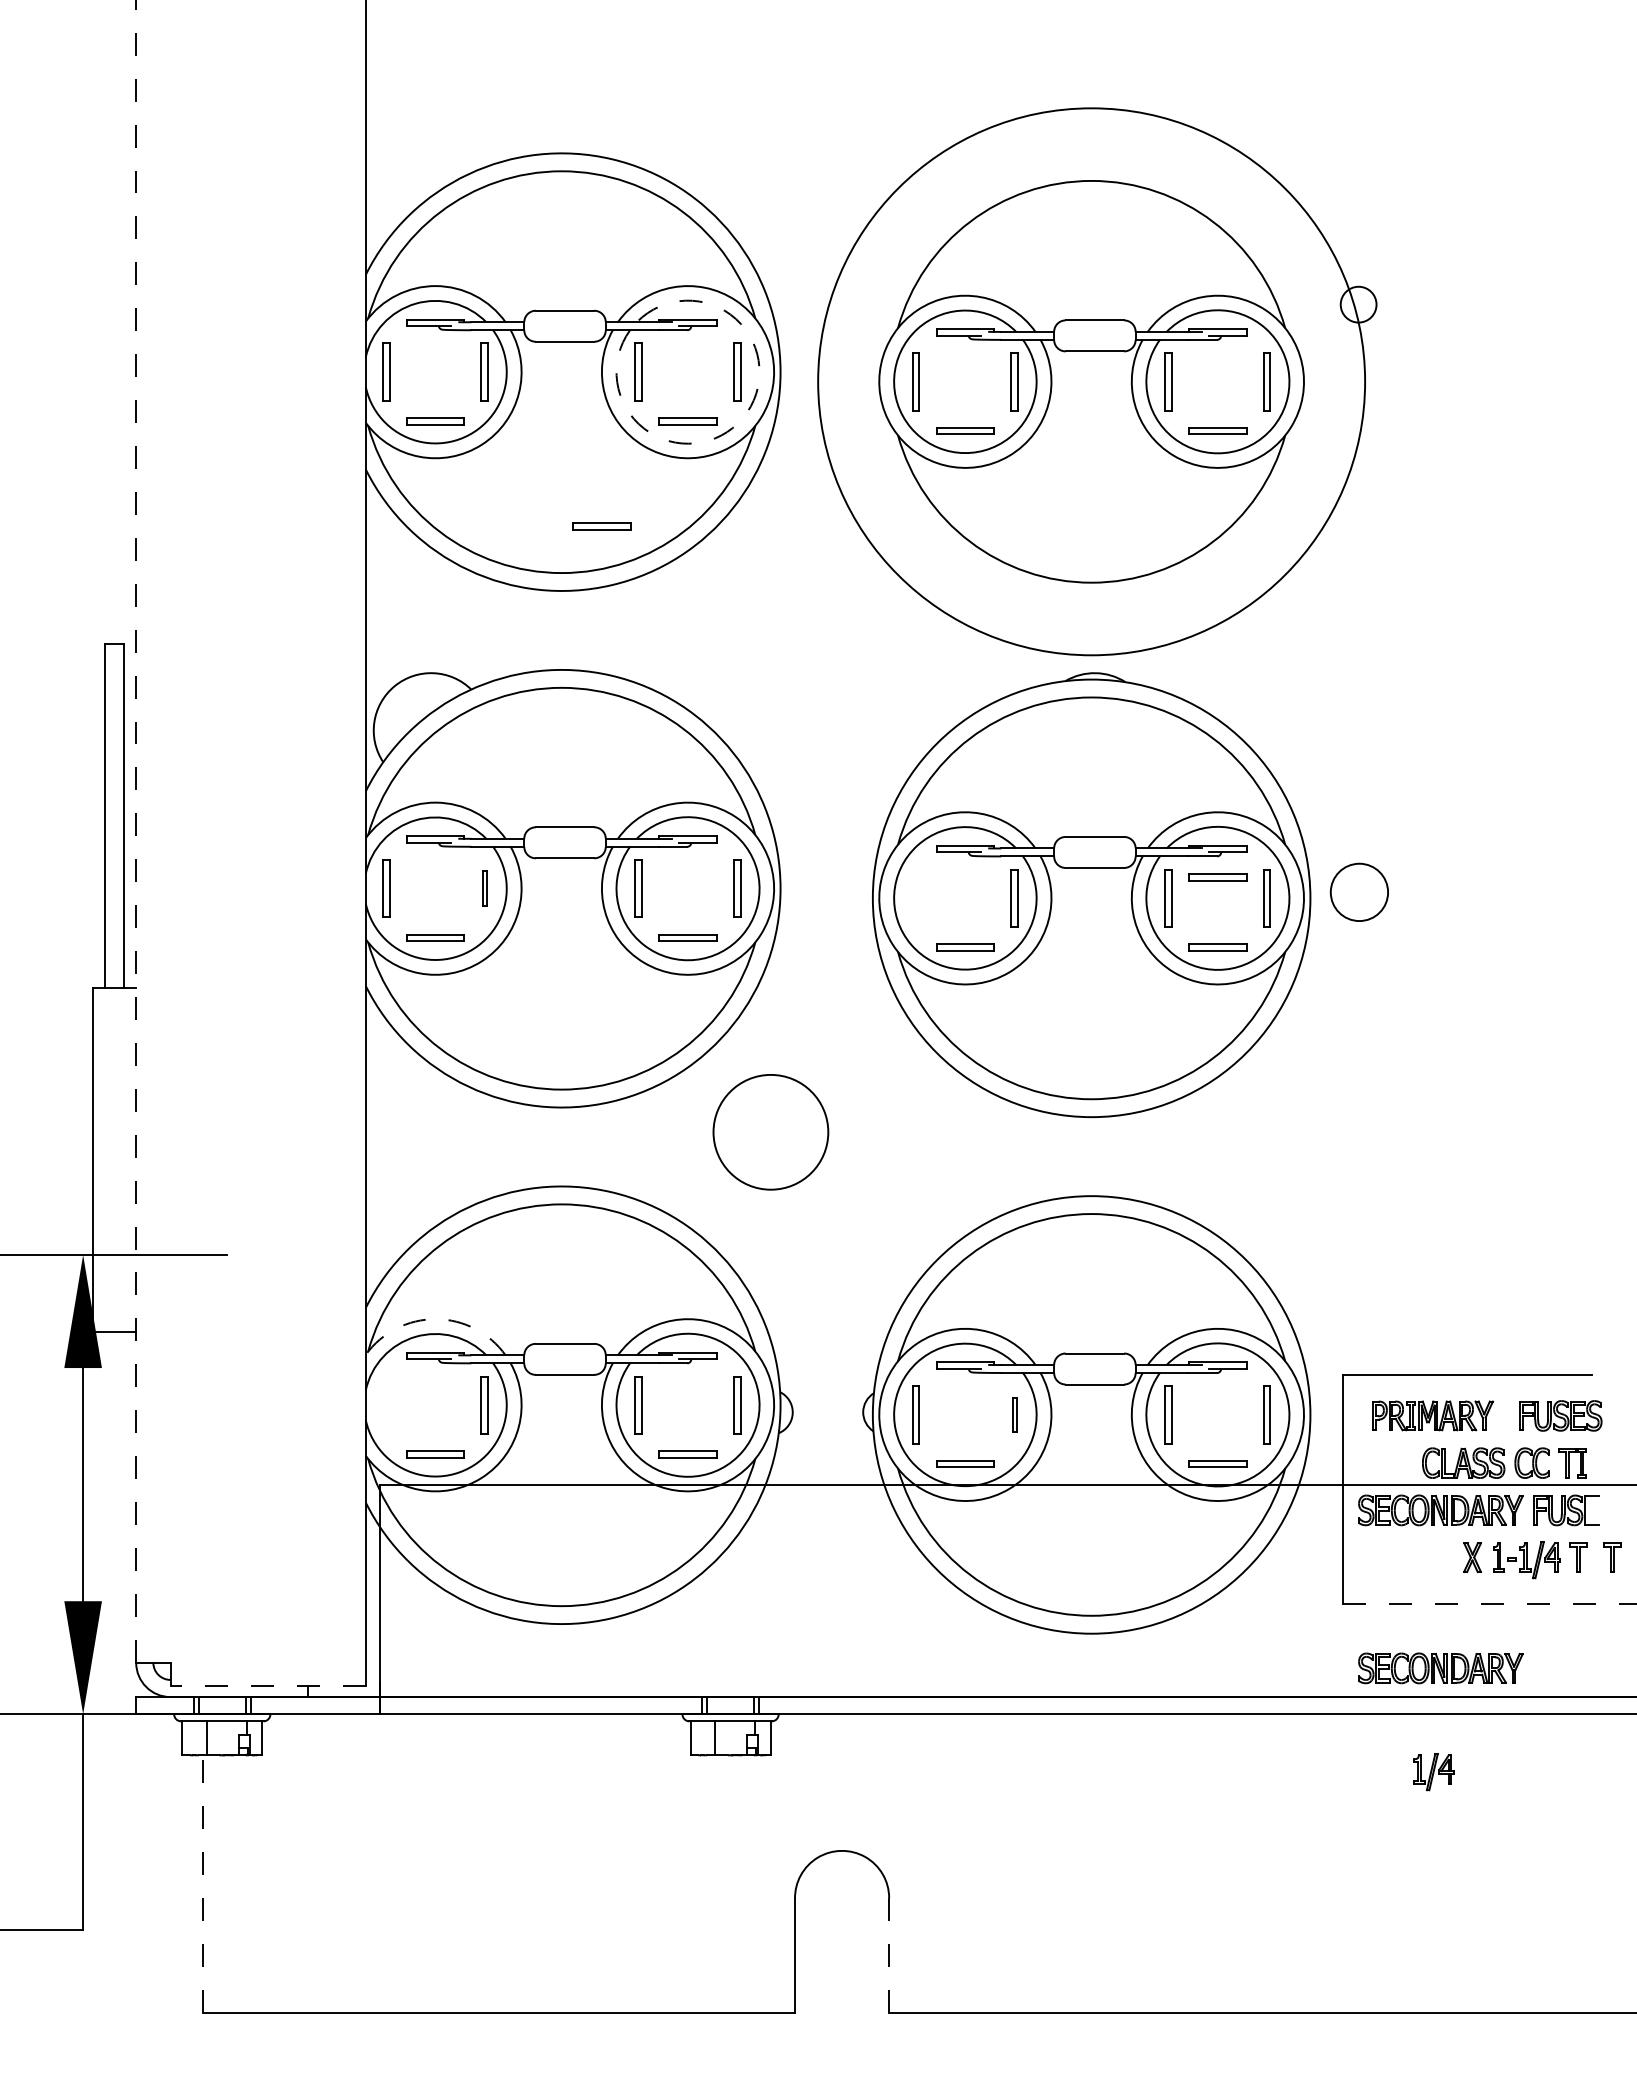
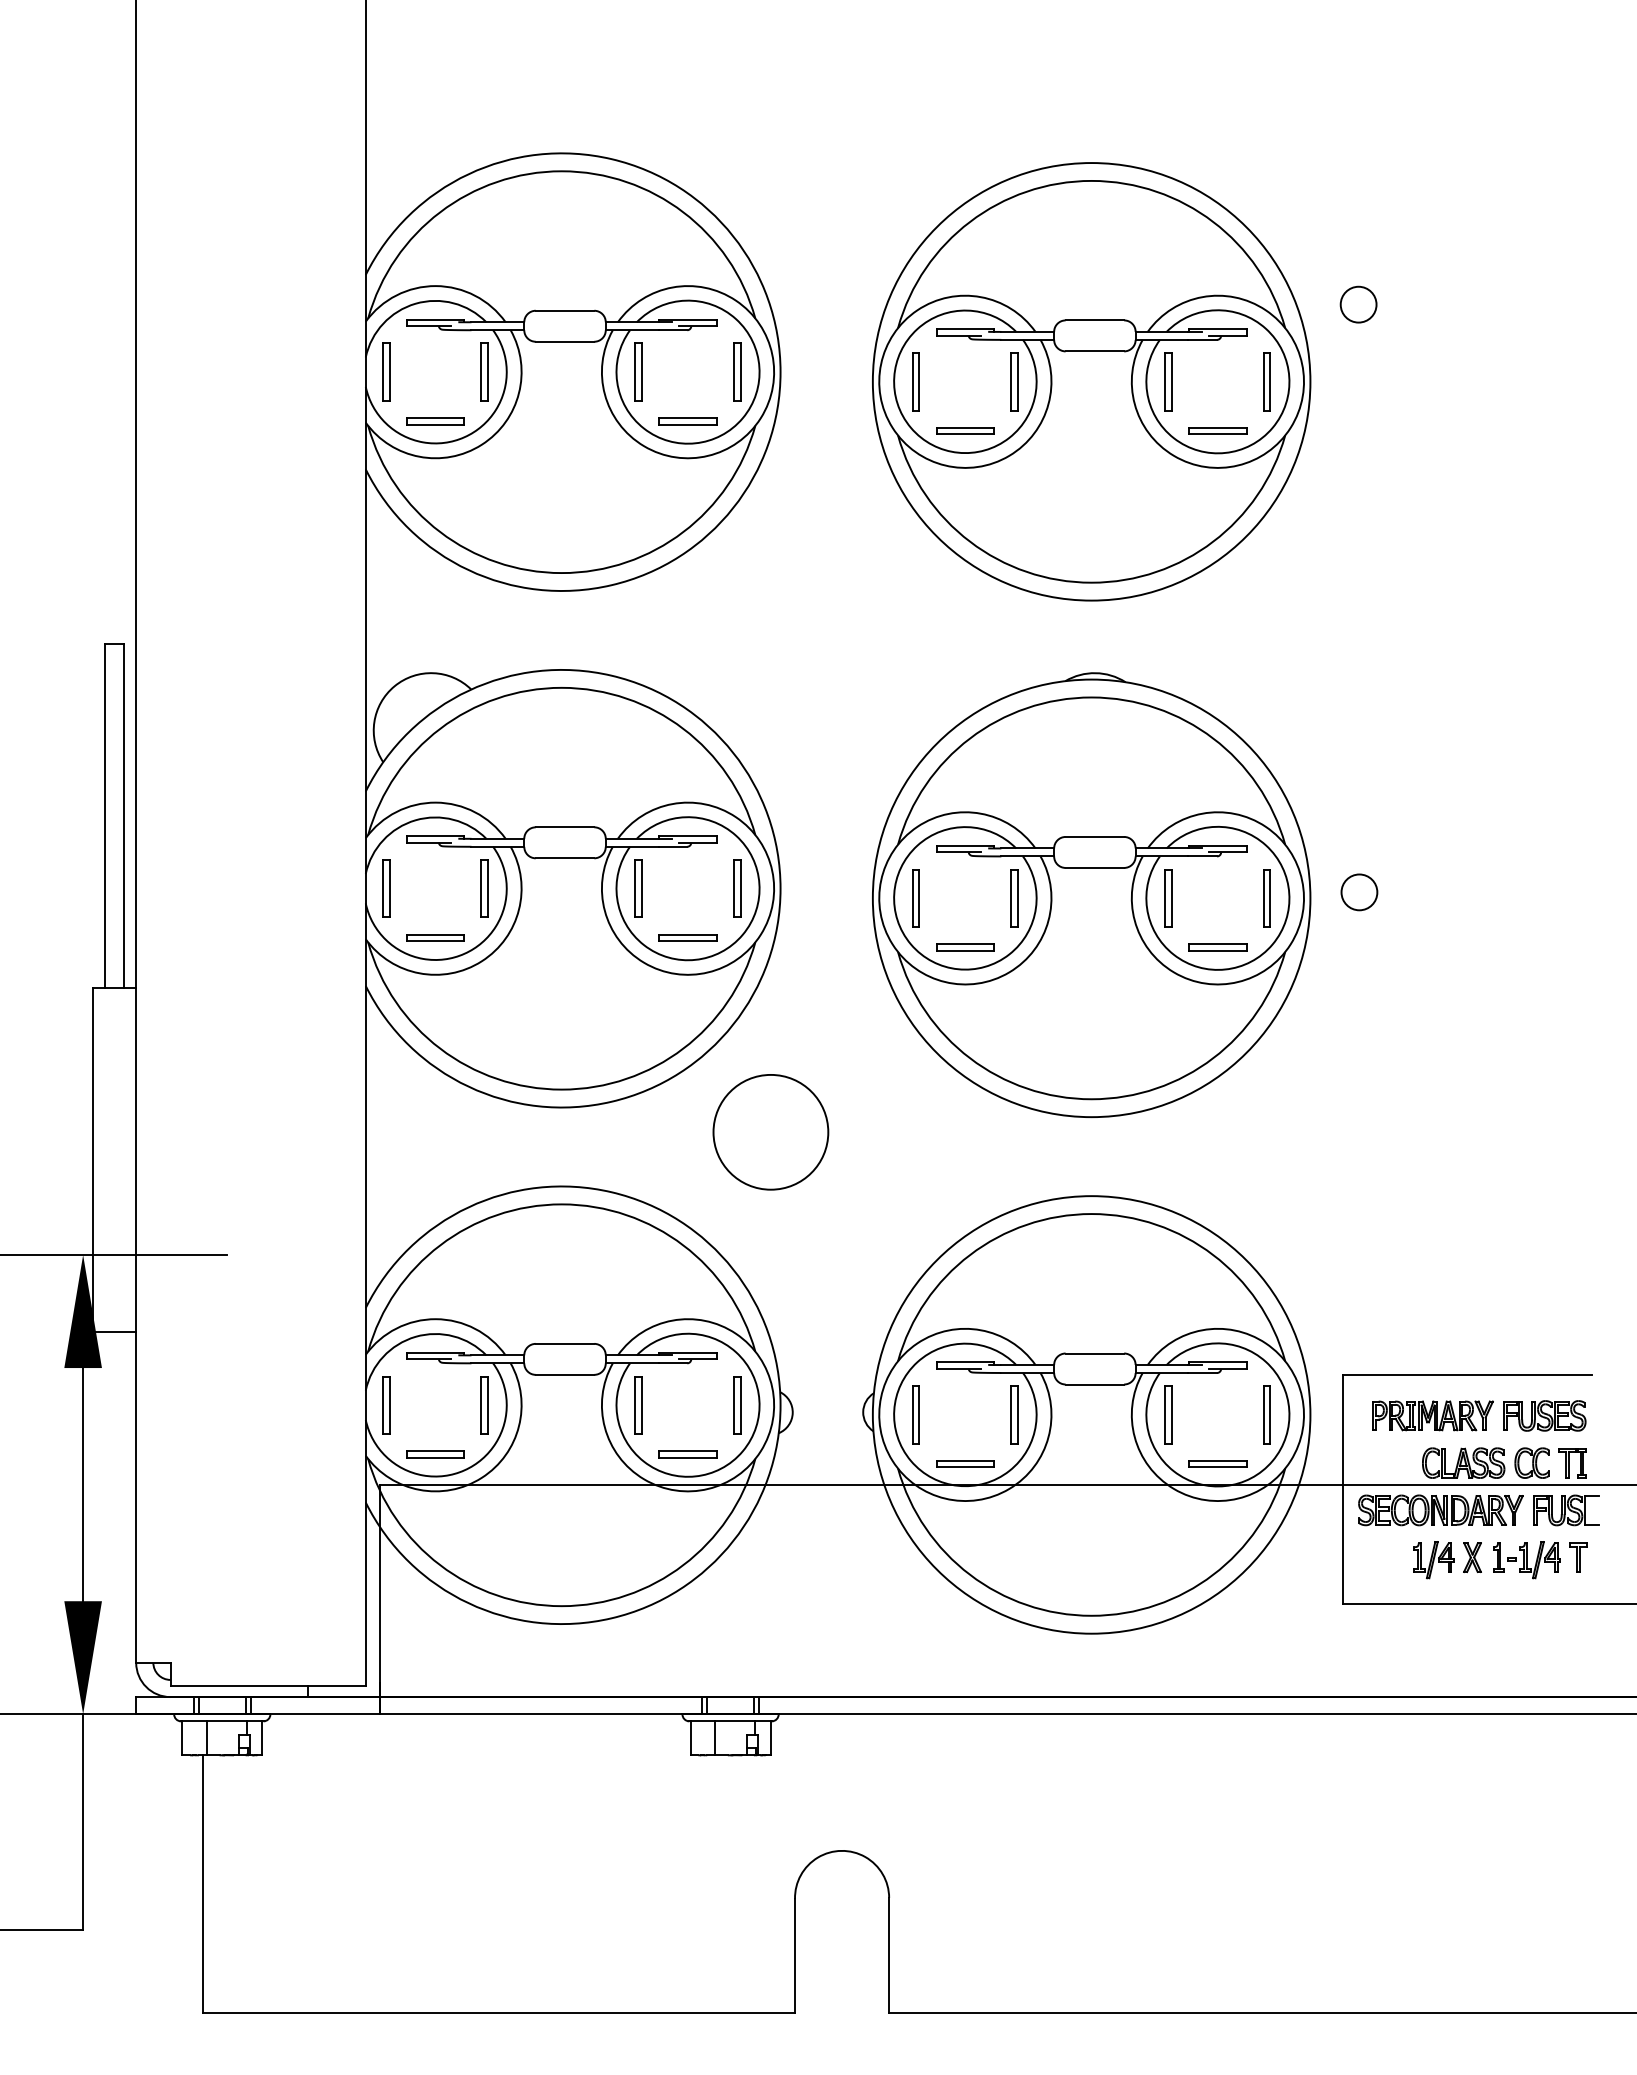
circle diameter: 547 px -> 438 px (1091, 381)
arc: dashed -> solid (742, 418)
part: present -> none (601, 526)
line: dashed -> solid (136, 830)
part: present -> none (1217, 877)
part size: 6x37 px -> 9x59 px (484, 888)
circle diameter: 57 px -> 36 px (1359, 892)
part: none -> present (915, 898)
arc: dashed -> solid (435, 1319)
part: none -> present (386, 1405)
part size: 6x36 px -> 9x60 px (1014, 1414)
part position: (1560, 1415) -> (1544, 1415) (1544, 1415)
part: present -> none (1612, 1557)
line: dashed -> solid (1490, 1604)
part: present -> none (1440, 1668)
line: dashed -> solid (268, 1686)
part position: (1433, 1772) -> (1433, 1560) (1433, 1560)
line: dashed -> solid (202, 1884)
line: dashed -> solid (889, 1955)
